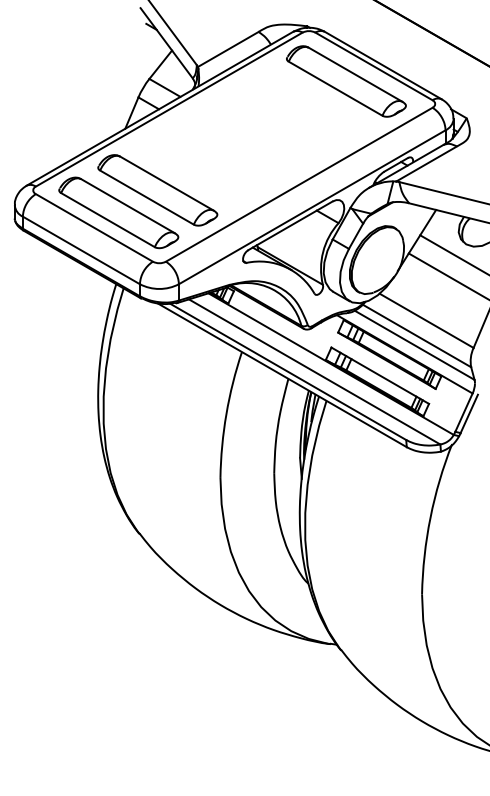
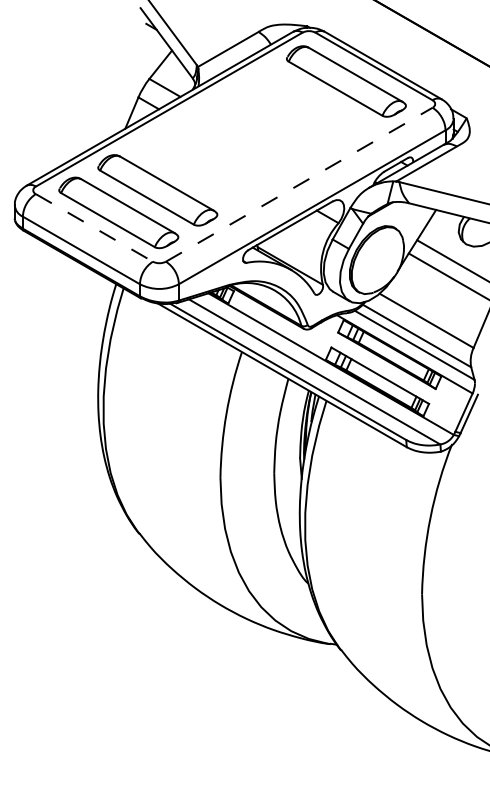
line: solid -> dashed (299, 184)
line: solid -> dashed (94, 227)
line position: (453, 254) -> (451, 260) (451, 260)
